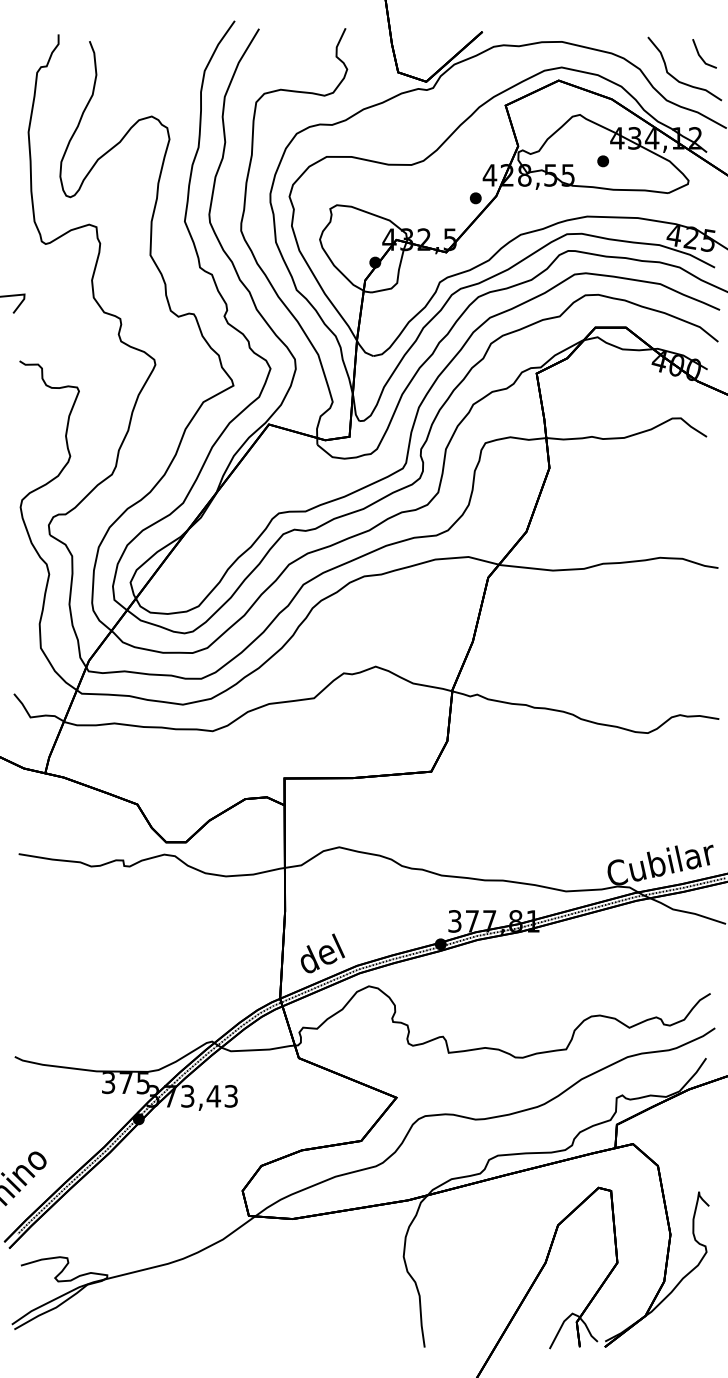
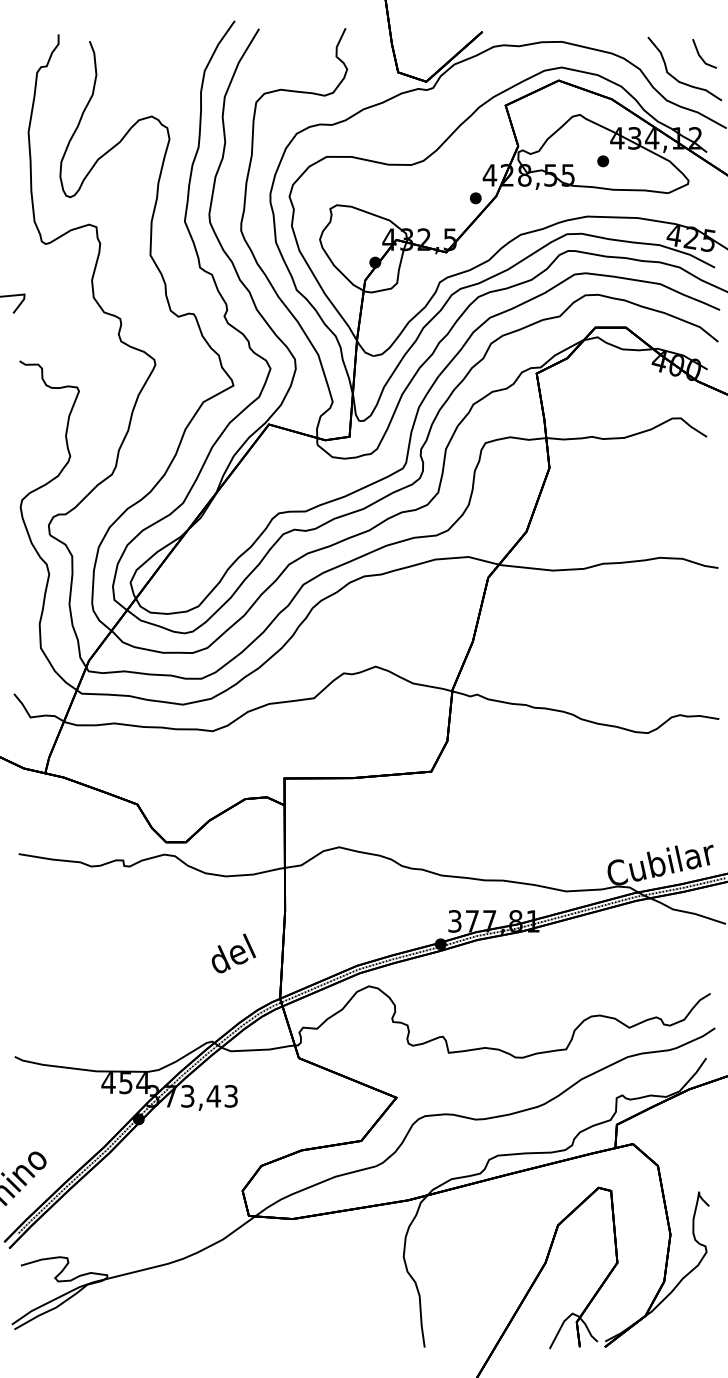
text position: (322, 953) -> (233, 953) (233, 953)
text: 375 -> 454 (125, 1083)
